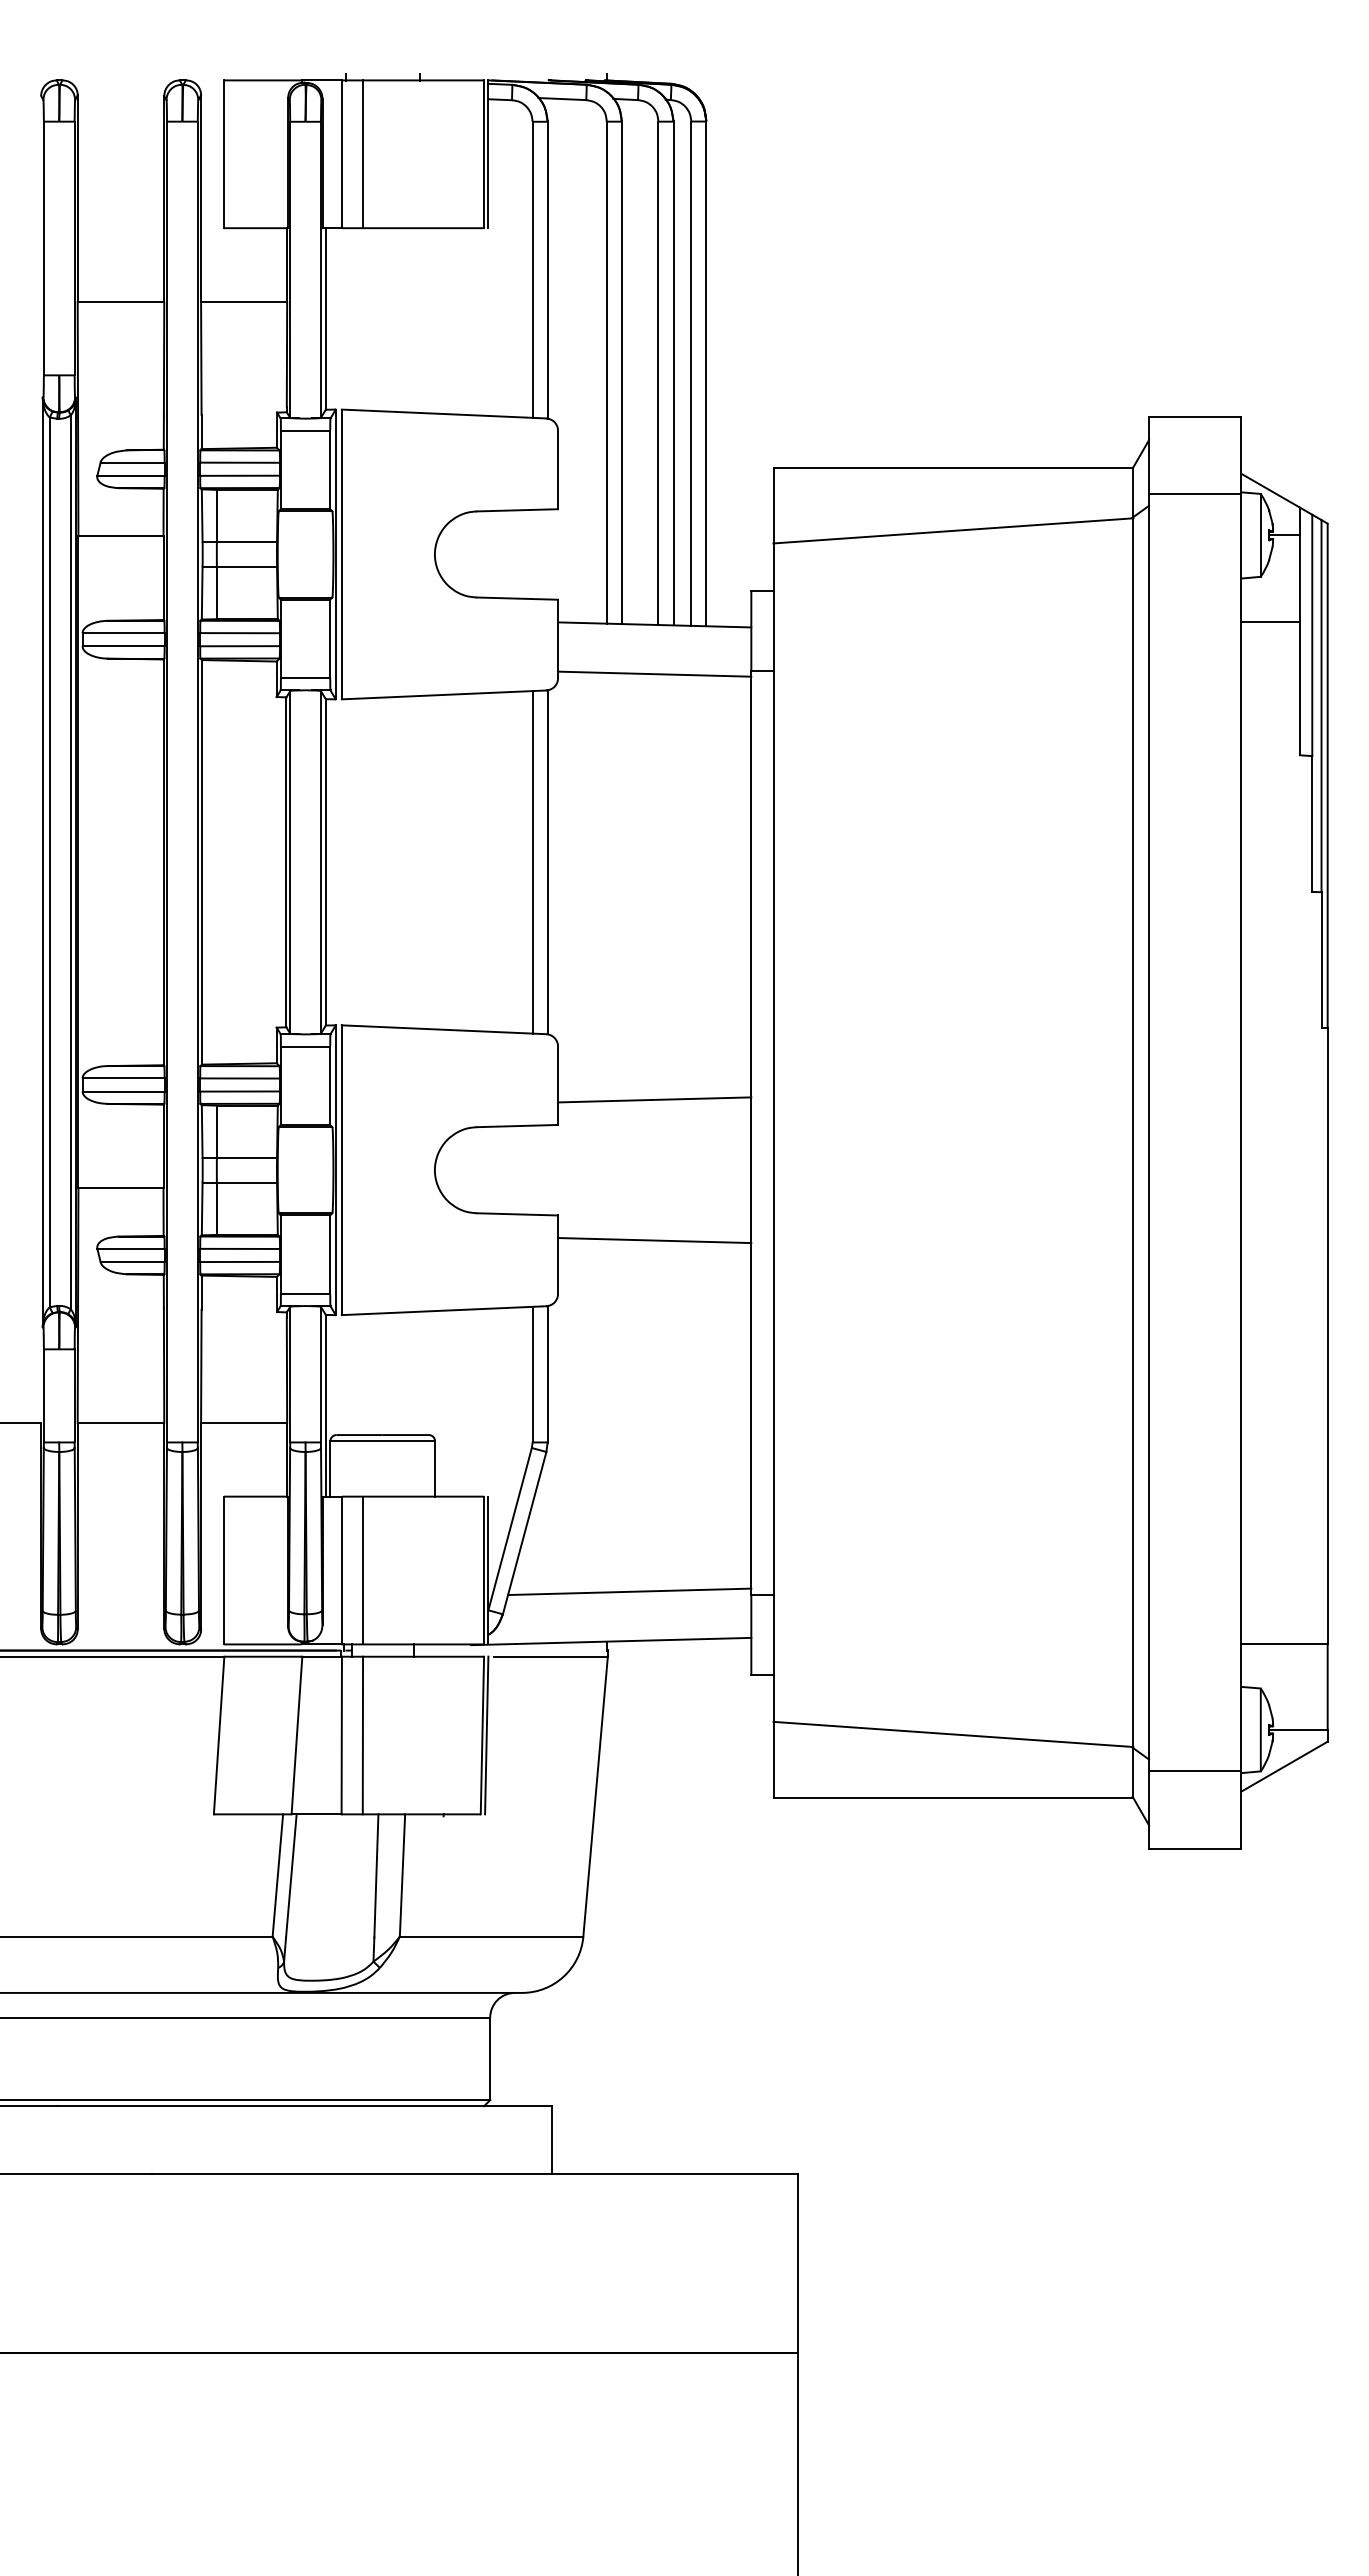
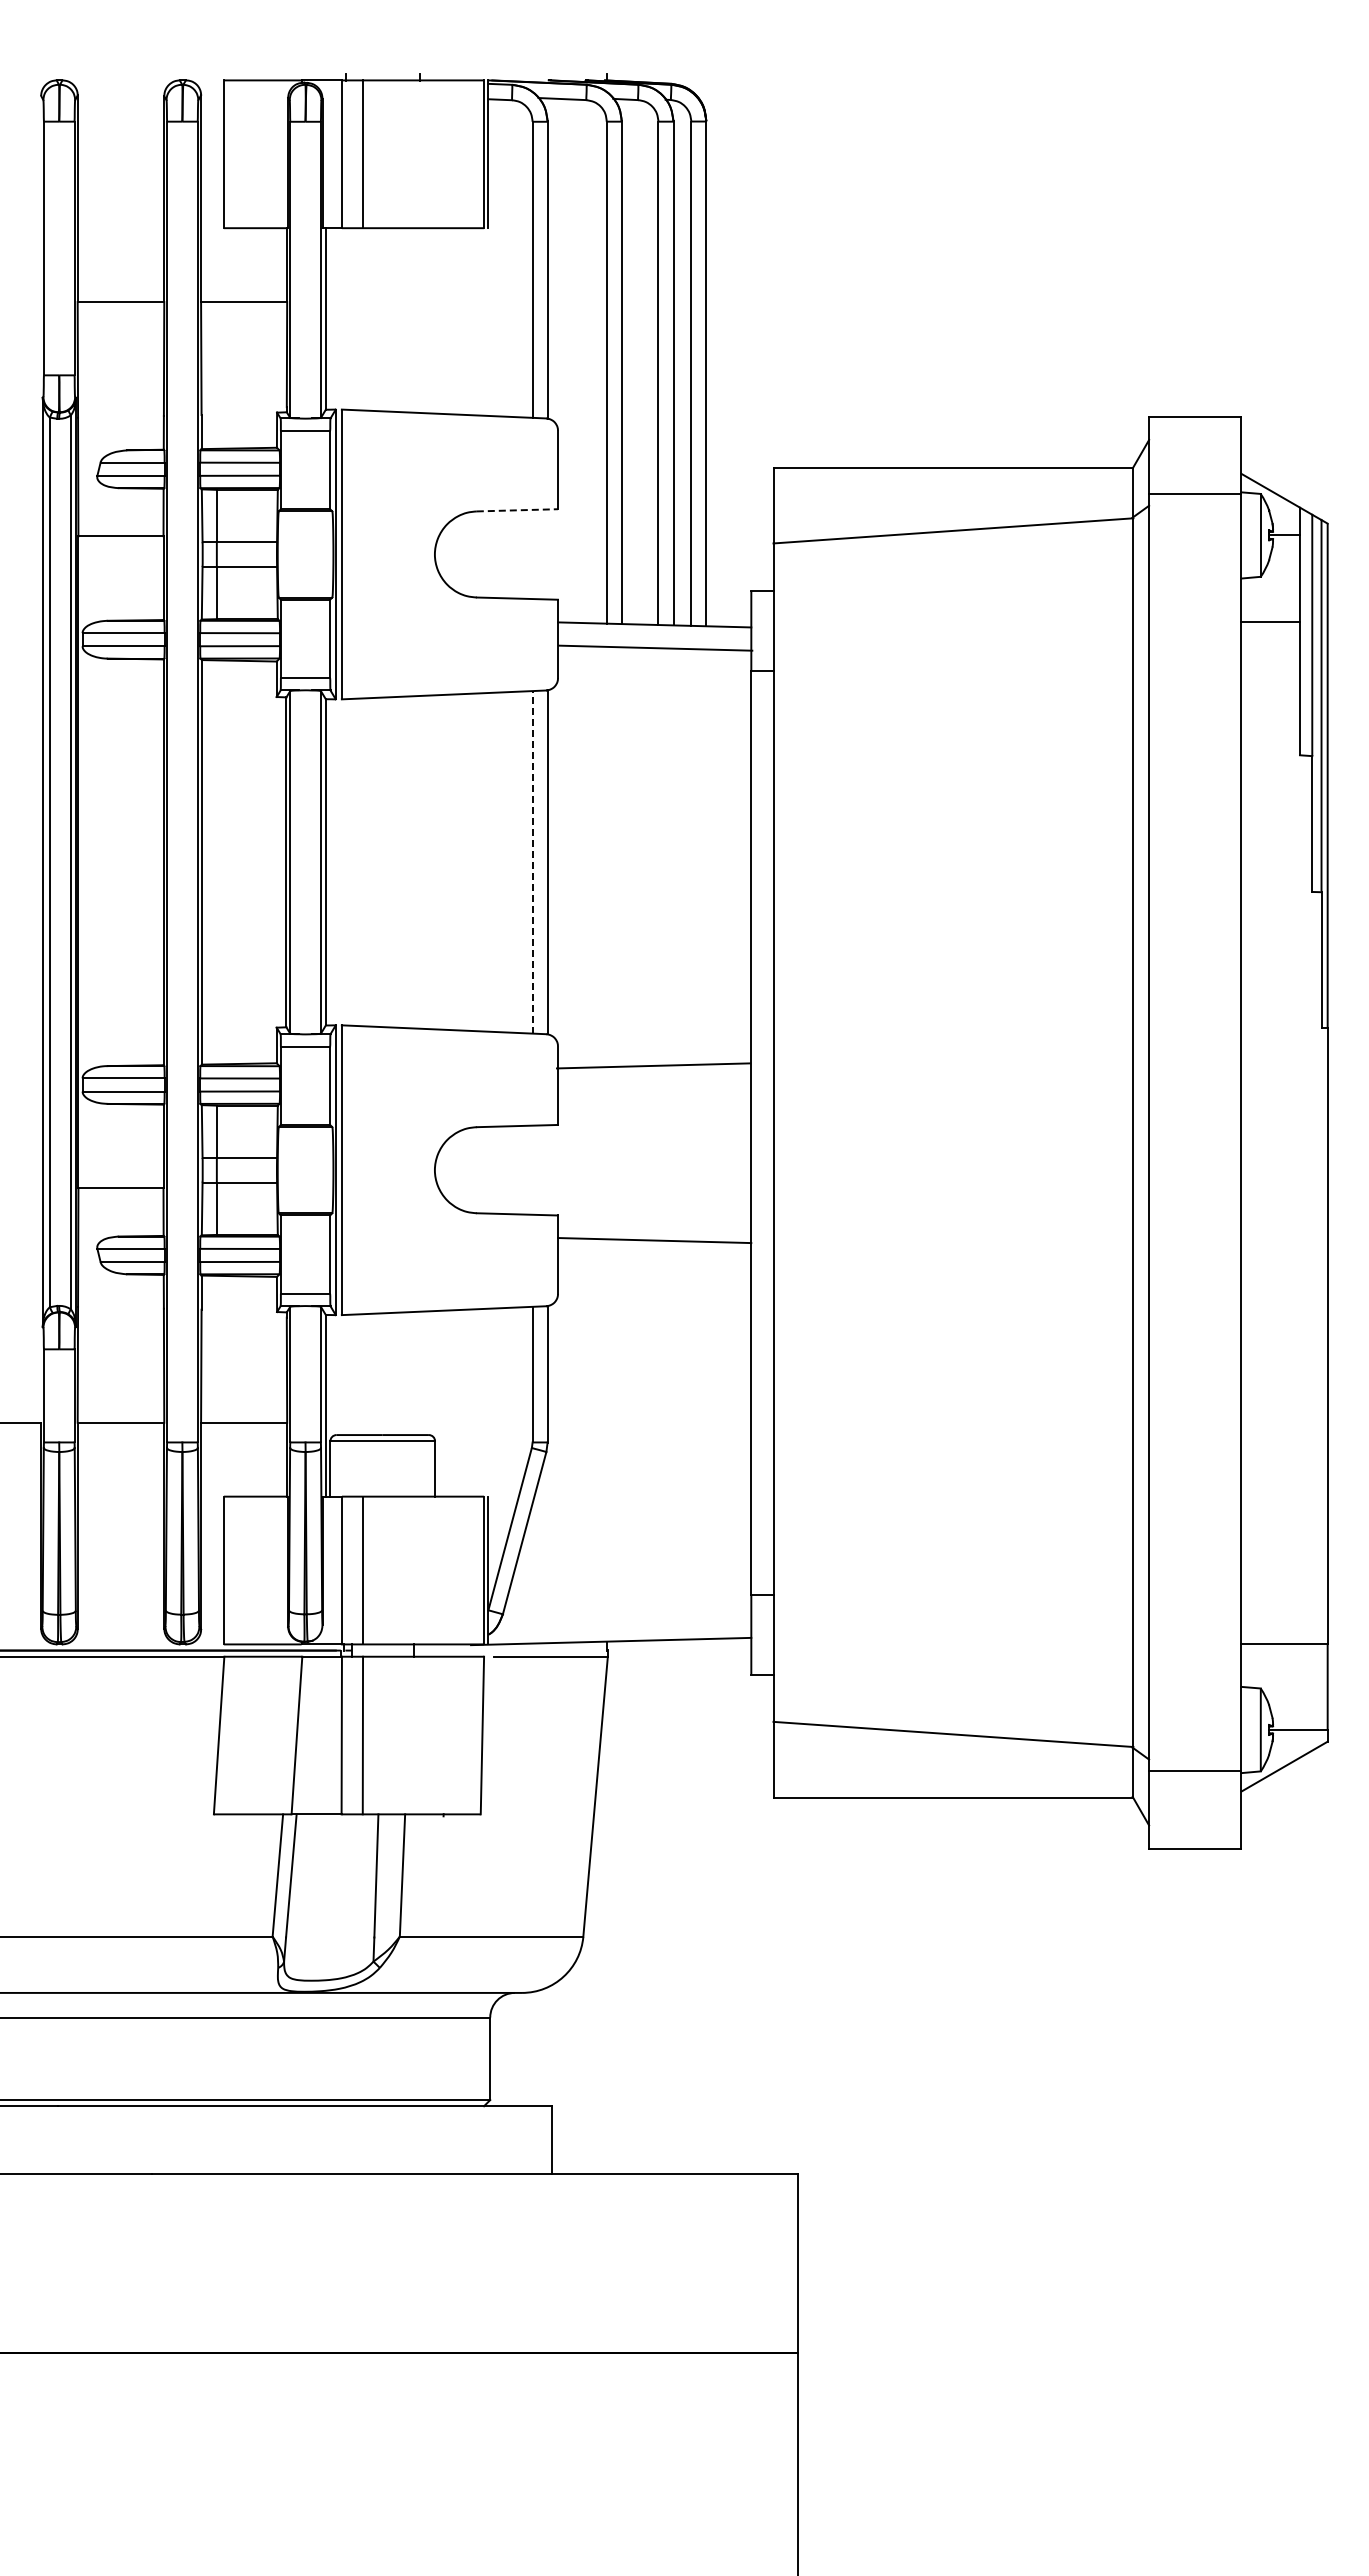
line: solid -> dashed (517, 510)
line position: (654, 673) -> (655, 647) (655, 647)
line: solid -> dashed (532, 861)
line position: (654, 1099) -> (653, 1065) (653, 1065)
line: present -> none (629, 1591)
line: present -> none (486, 1735)
